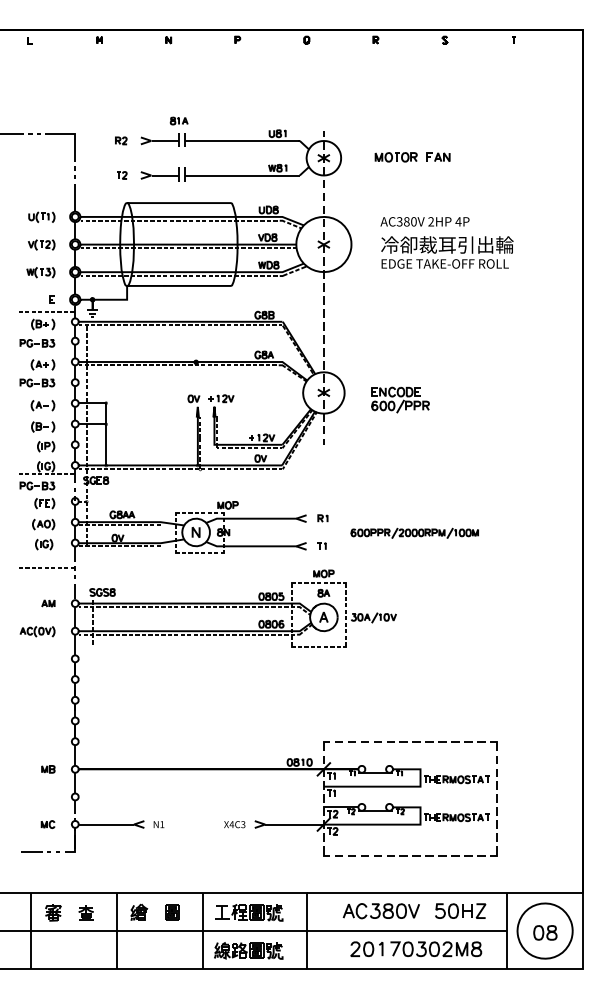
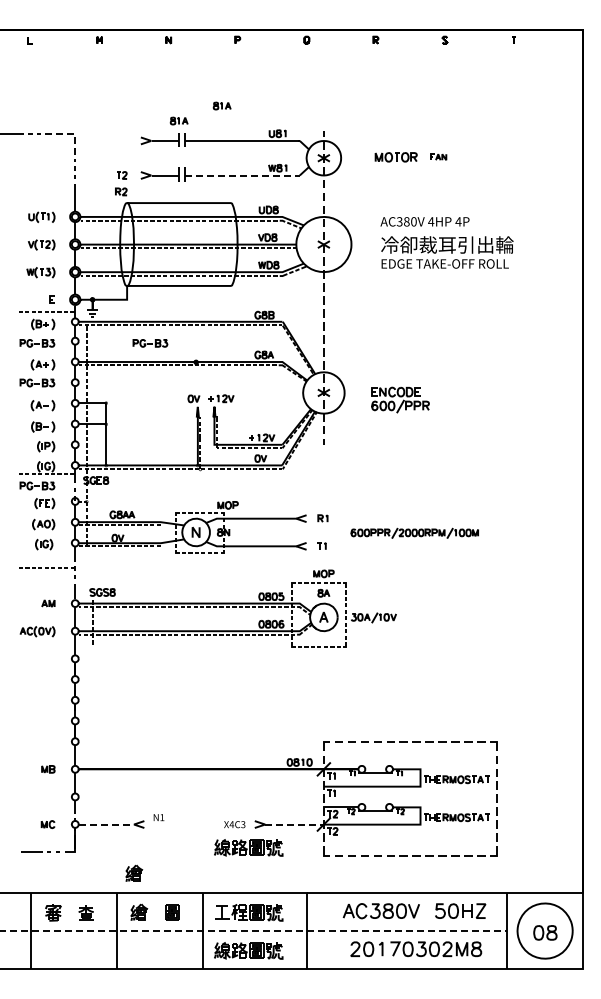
part: none -> present (221, 105)
line: solid -> dashed (75, 133)
part position: (121, 140) -> (121, 191) (121, 191)
part size: 25x10 px -> 18x8 px (438, 156)
line: solid -> dashed (243, 175)
text: 2HP -> 4HP (431, 221)
part: none -> present (150, 343)
line: solid -> dashed (106, 824)
text position: (158, 824) -> (158, 817) (158, 817)
line: solid -> dashed (295, 824)
part: none -> present (248, 847)
part: none -> present (134, 872)
line: solid -> dashed (254, 931)
